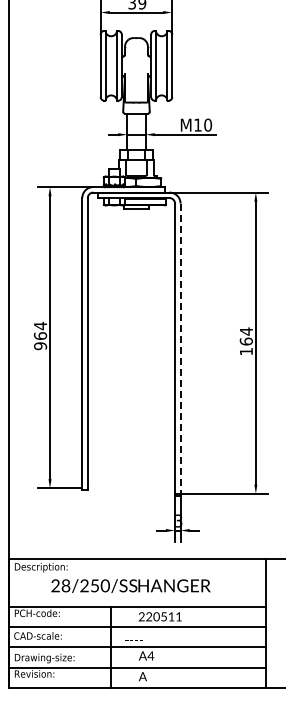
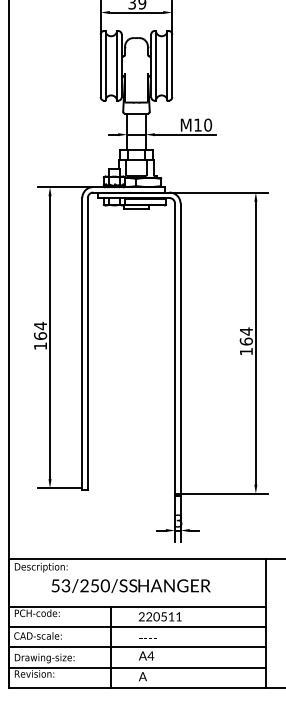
text: 964 -> 164 (40, 346)
line: dashed -> solid (180, 349)
text: 28/250/SS -> 53/250/SS (60, 585)
text position: (133, 640) -> (147, 638) (147, 638)
